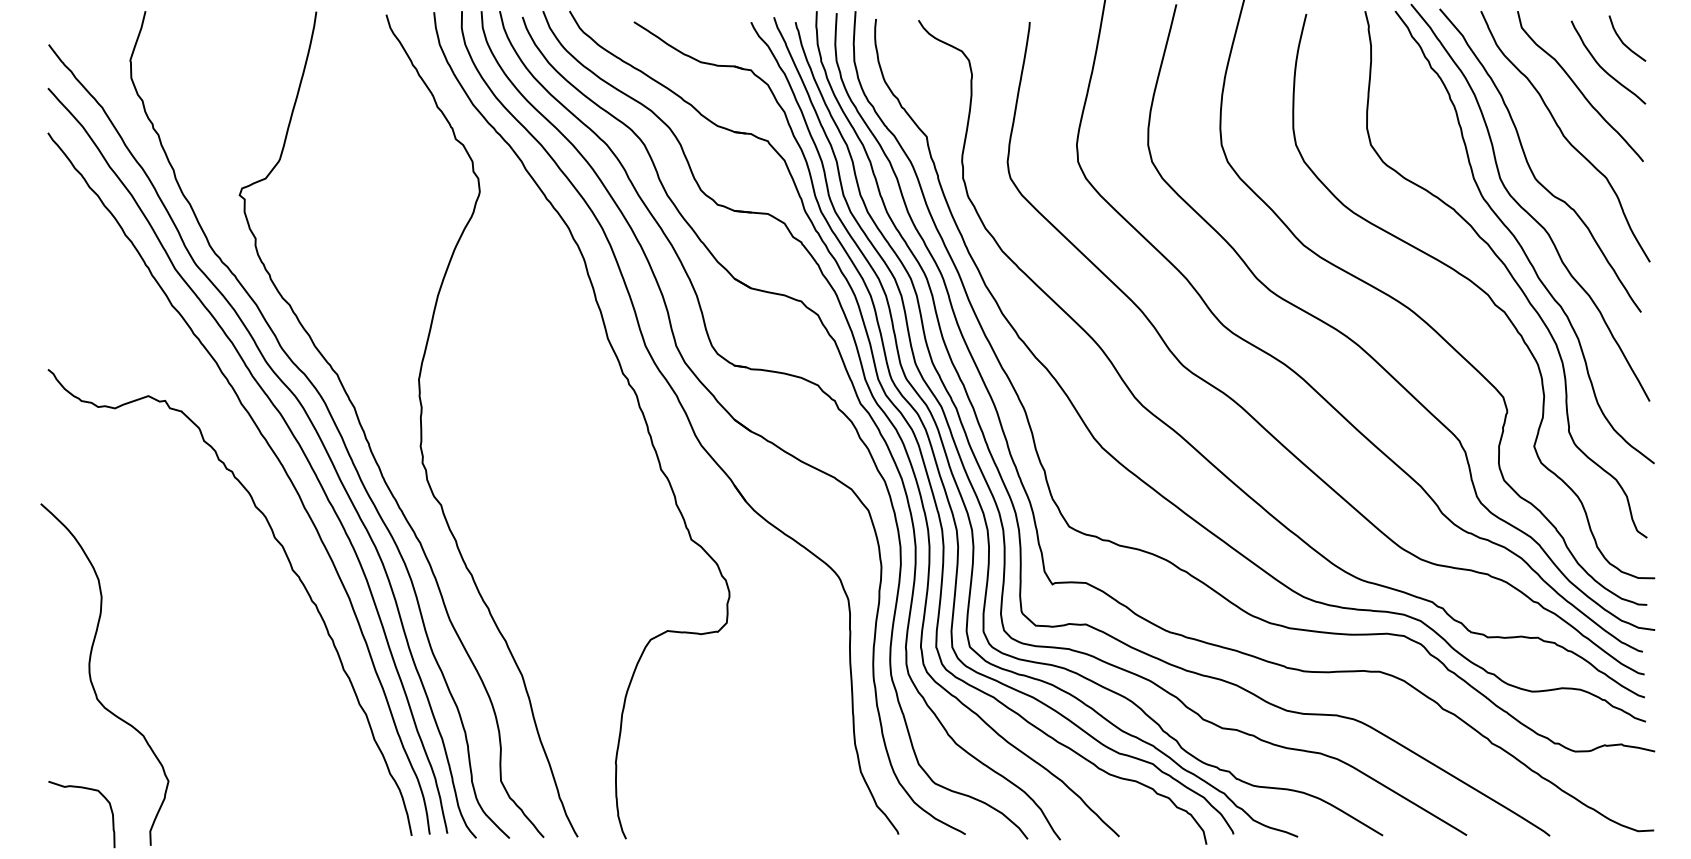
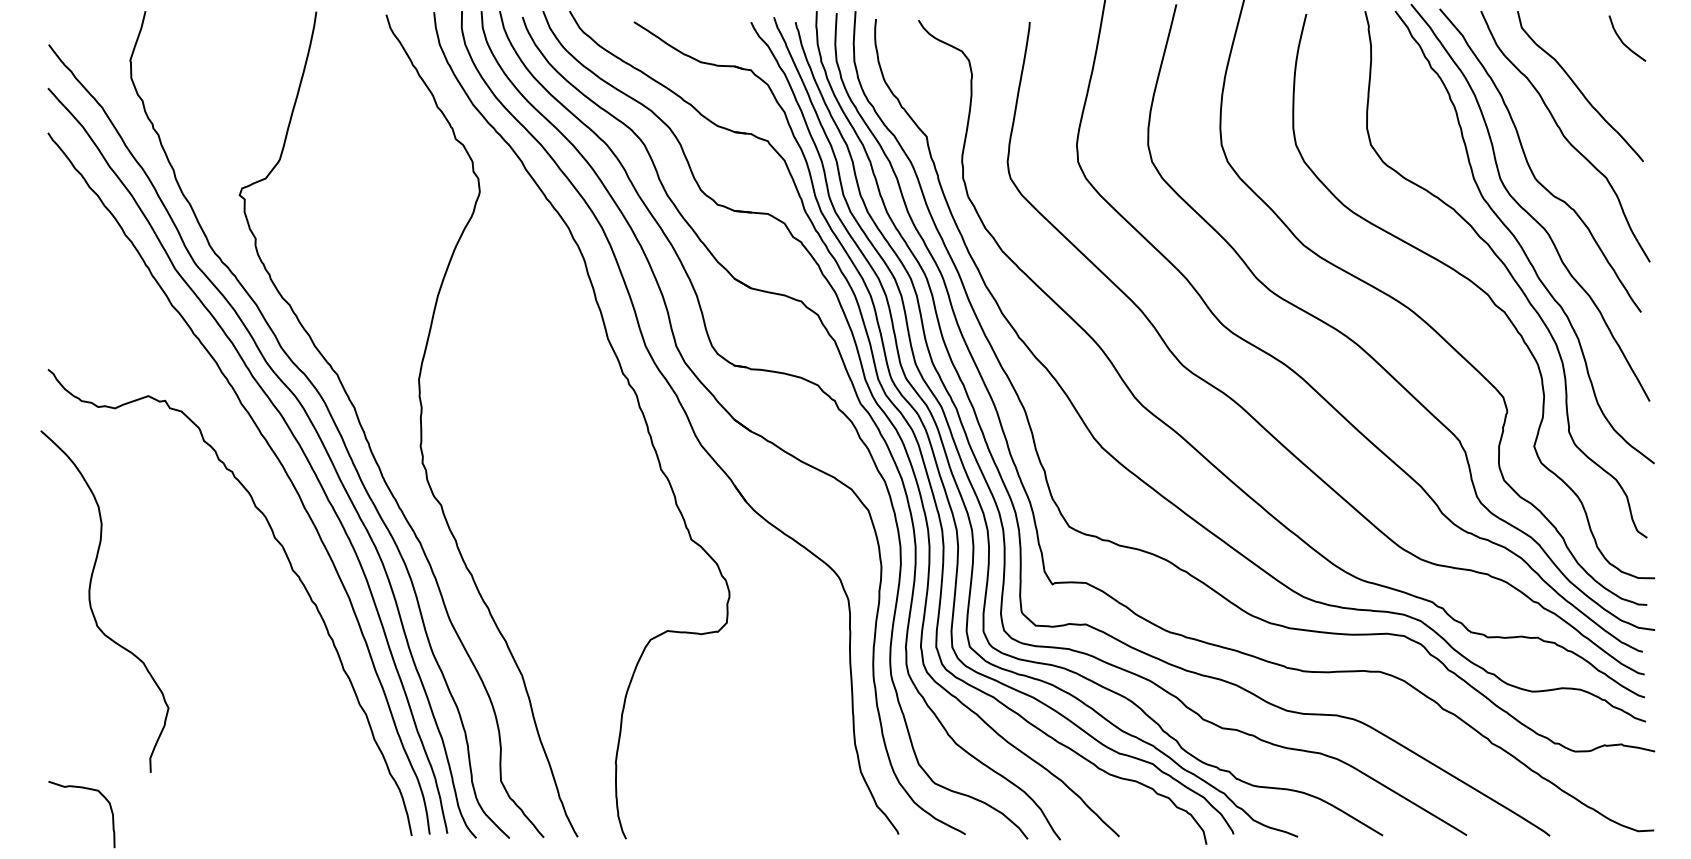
curve: present -> none (1602, 67)
curve position: (91, 676) -> (91, 603) (91, 603)
